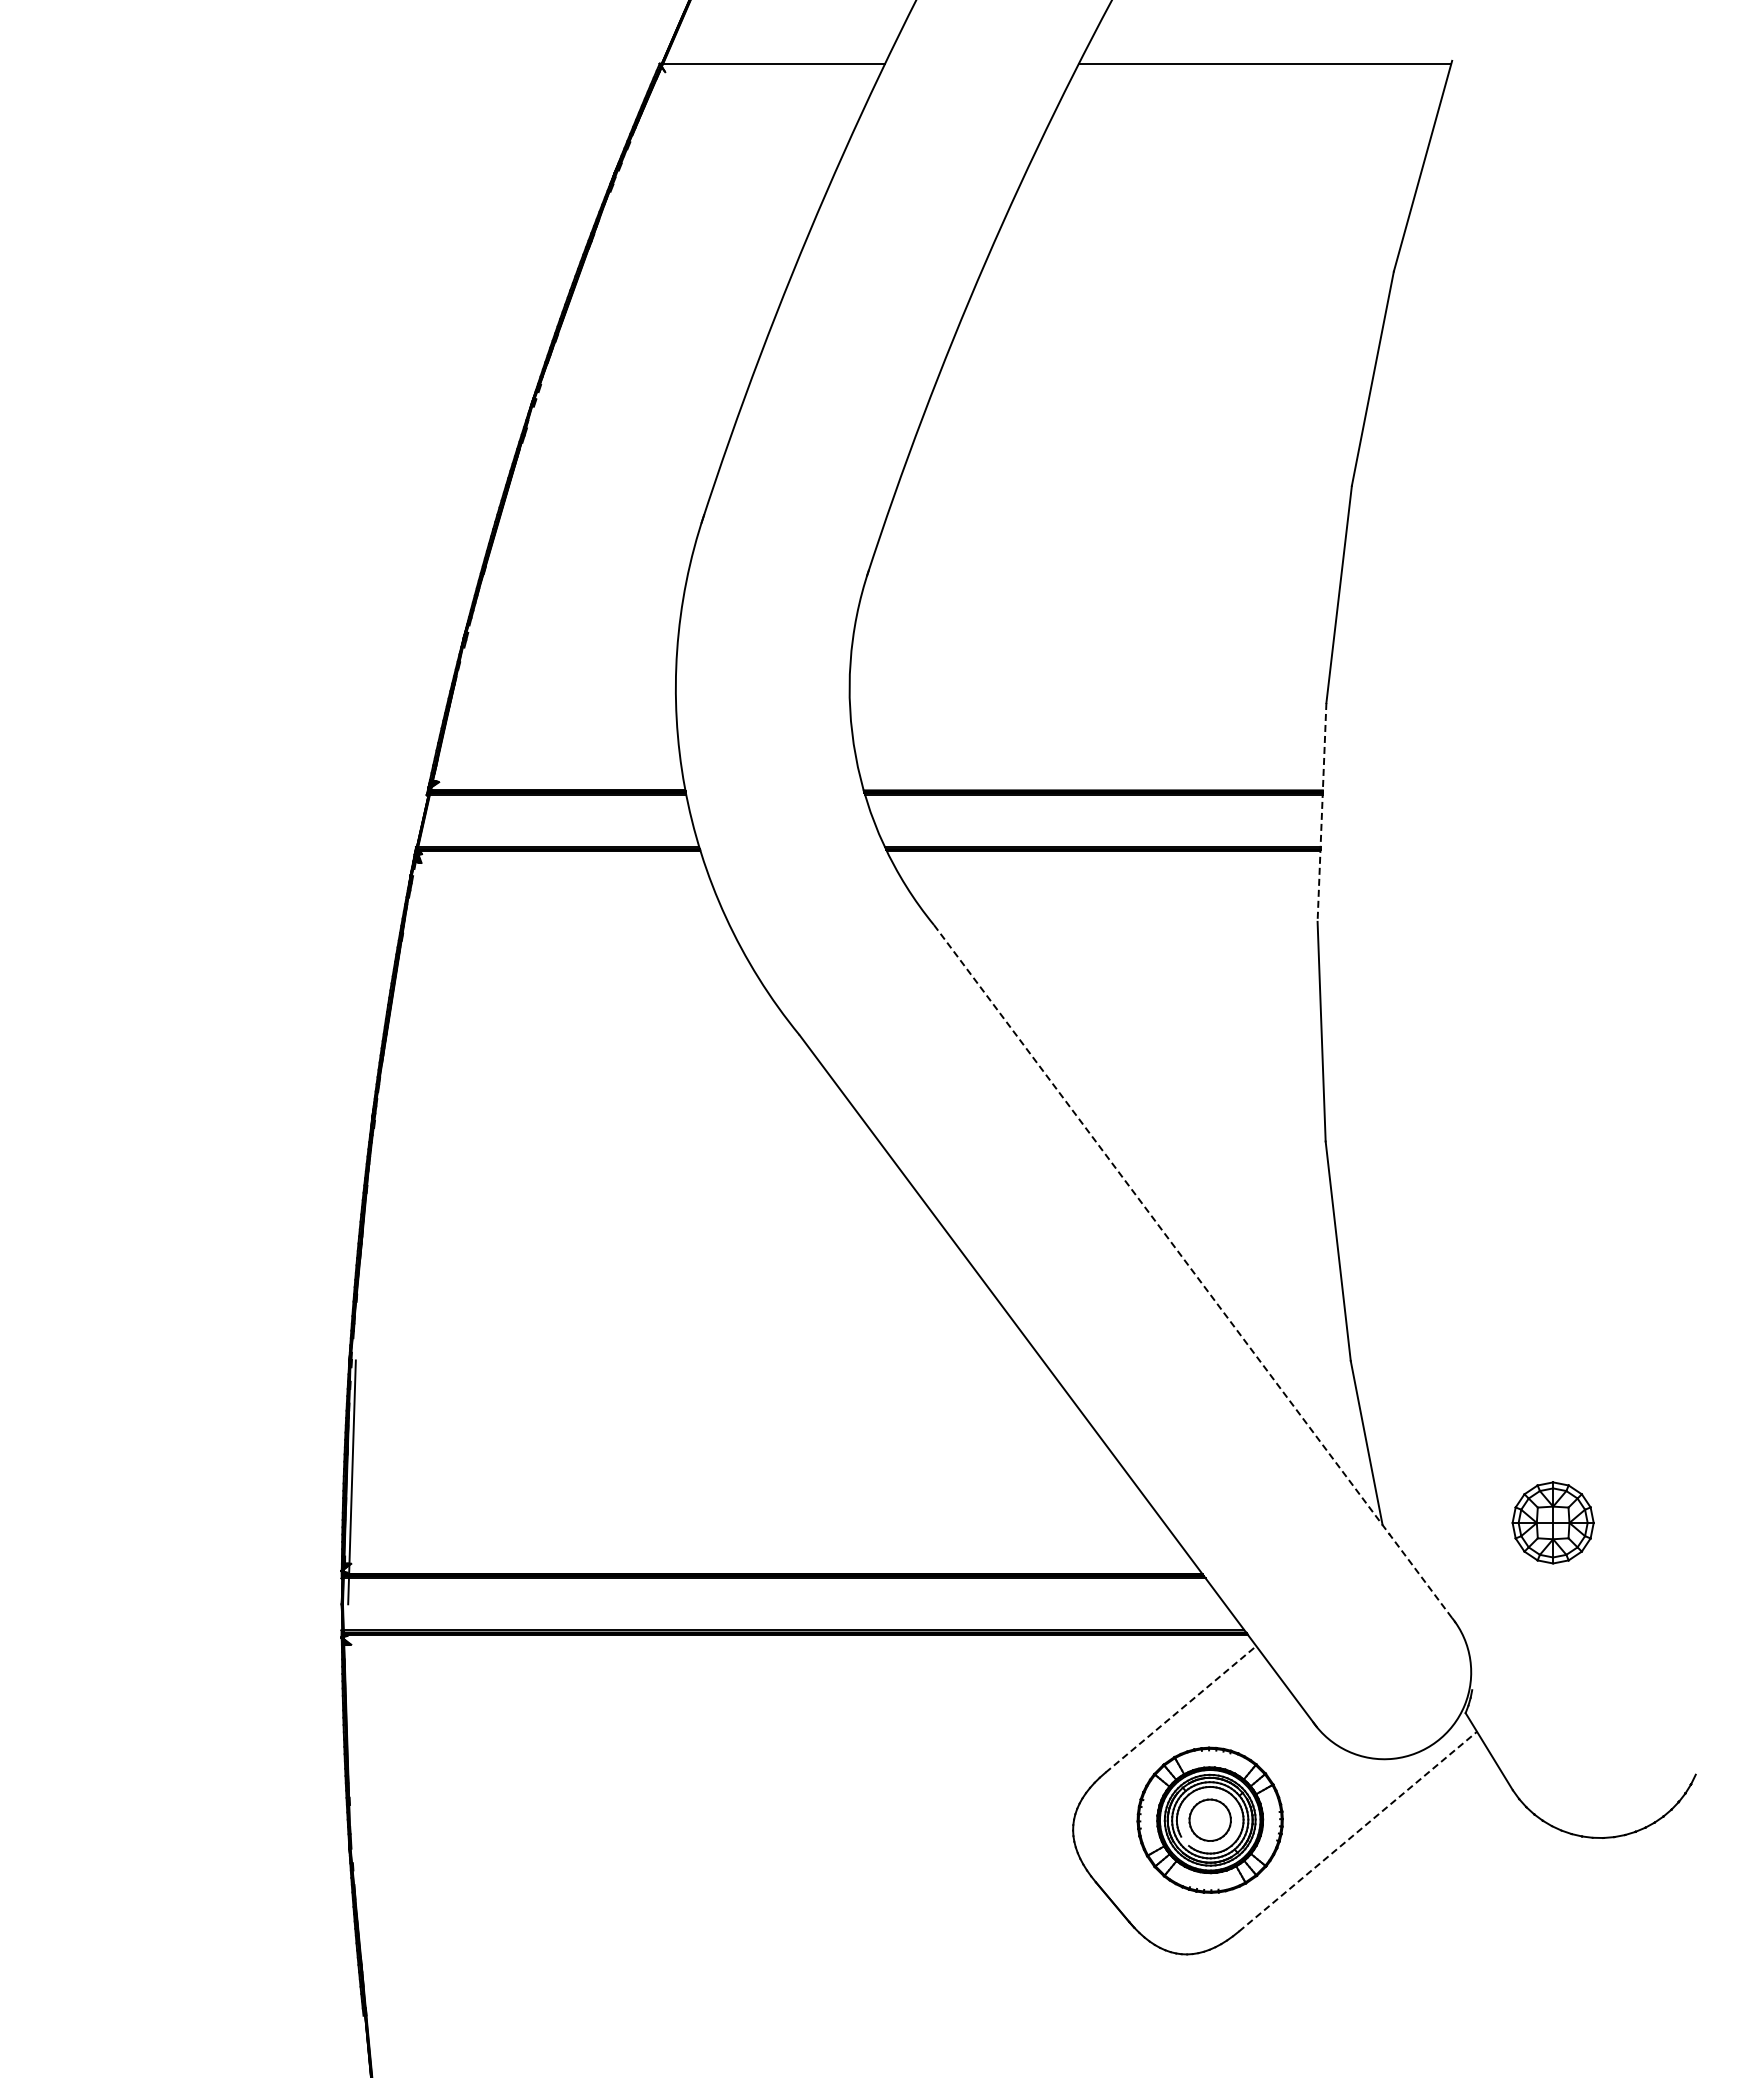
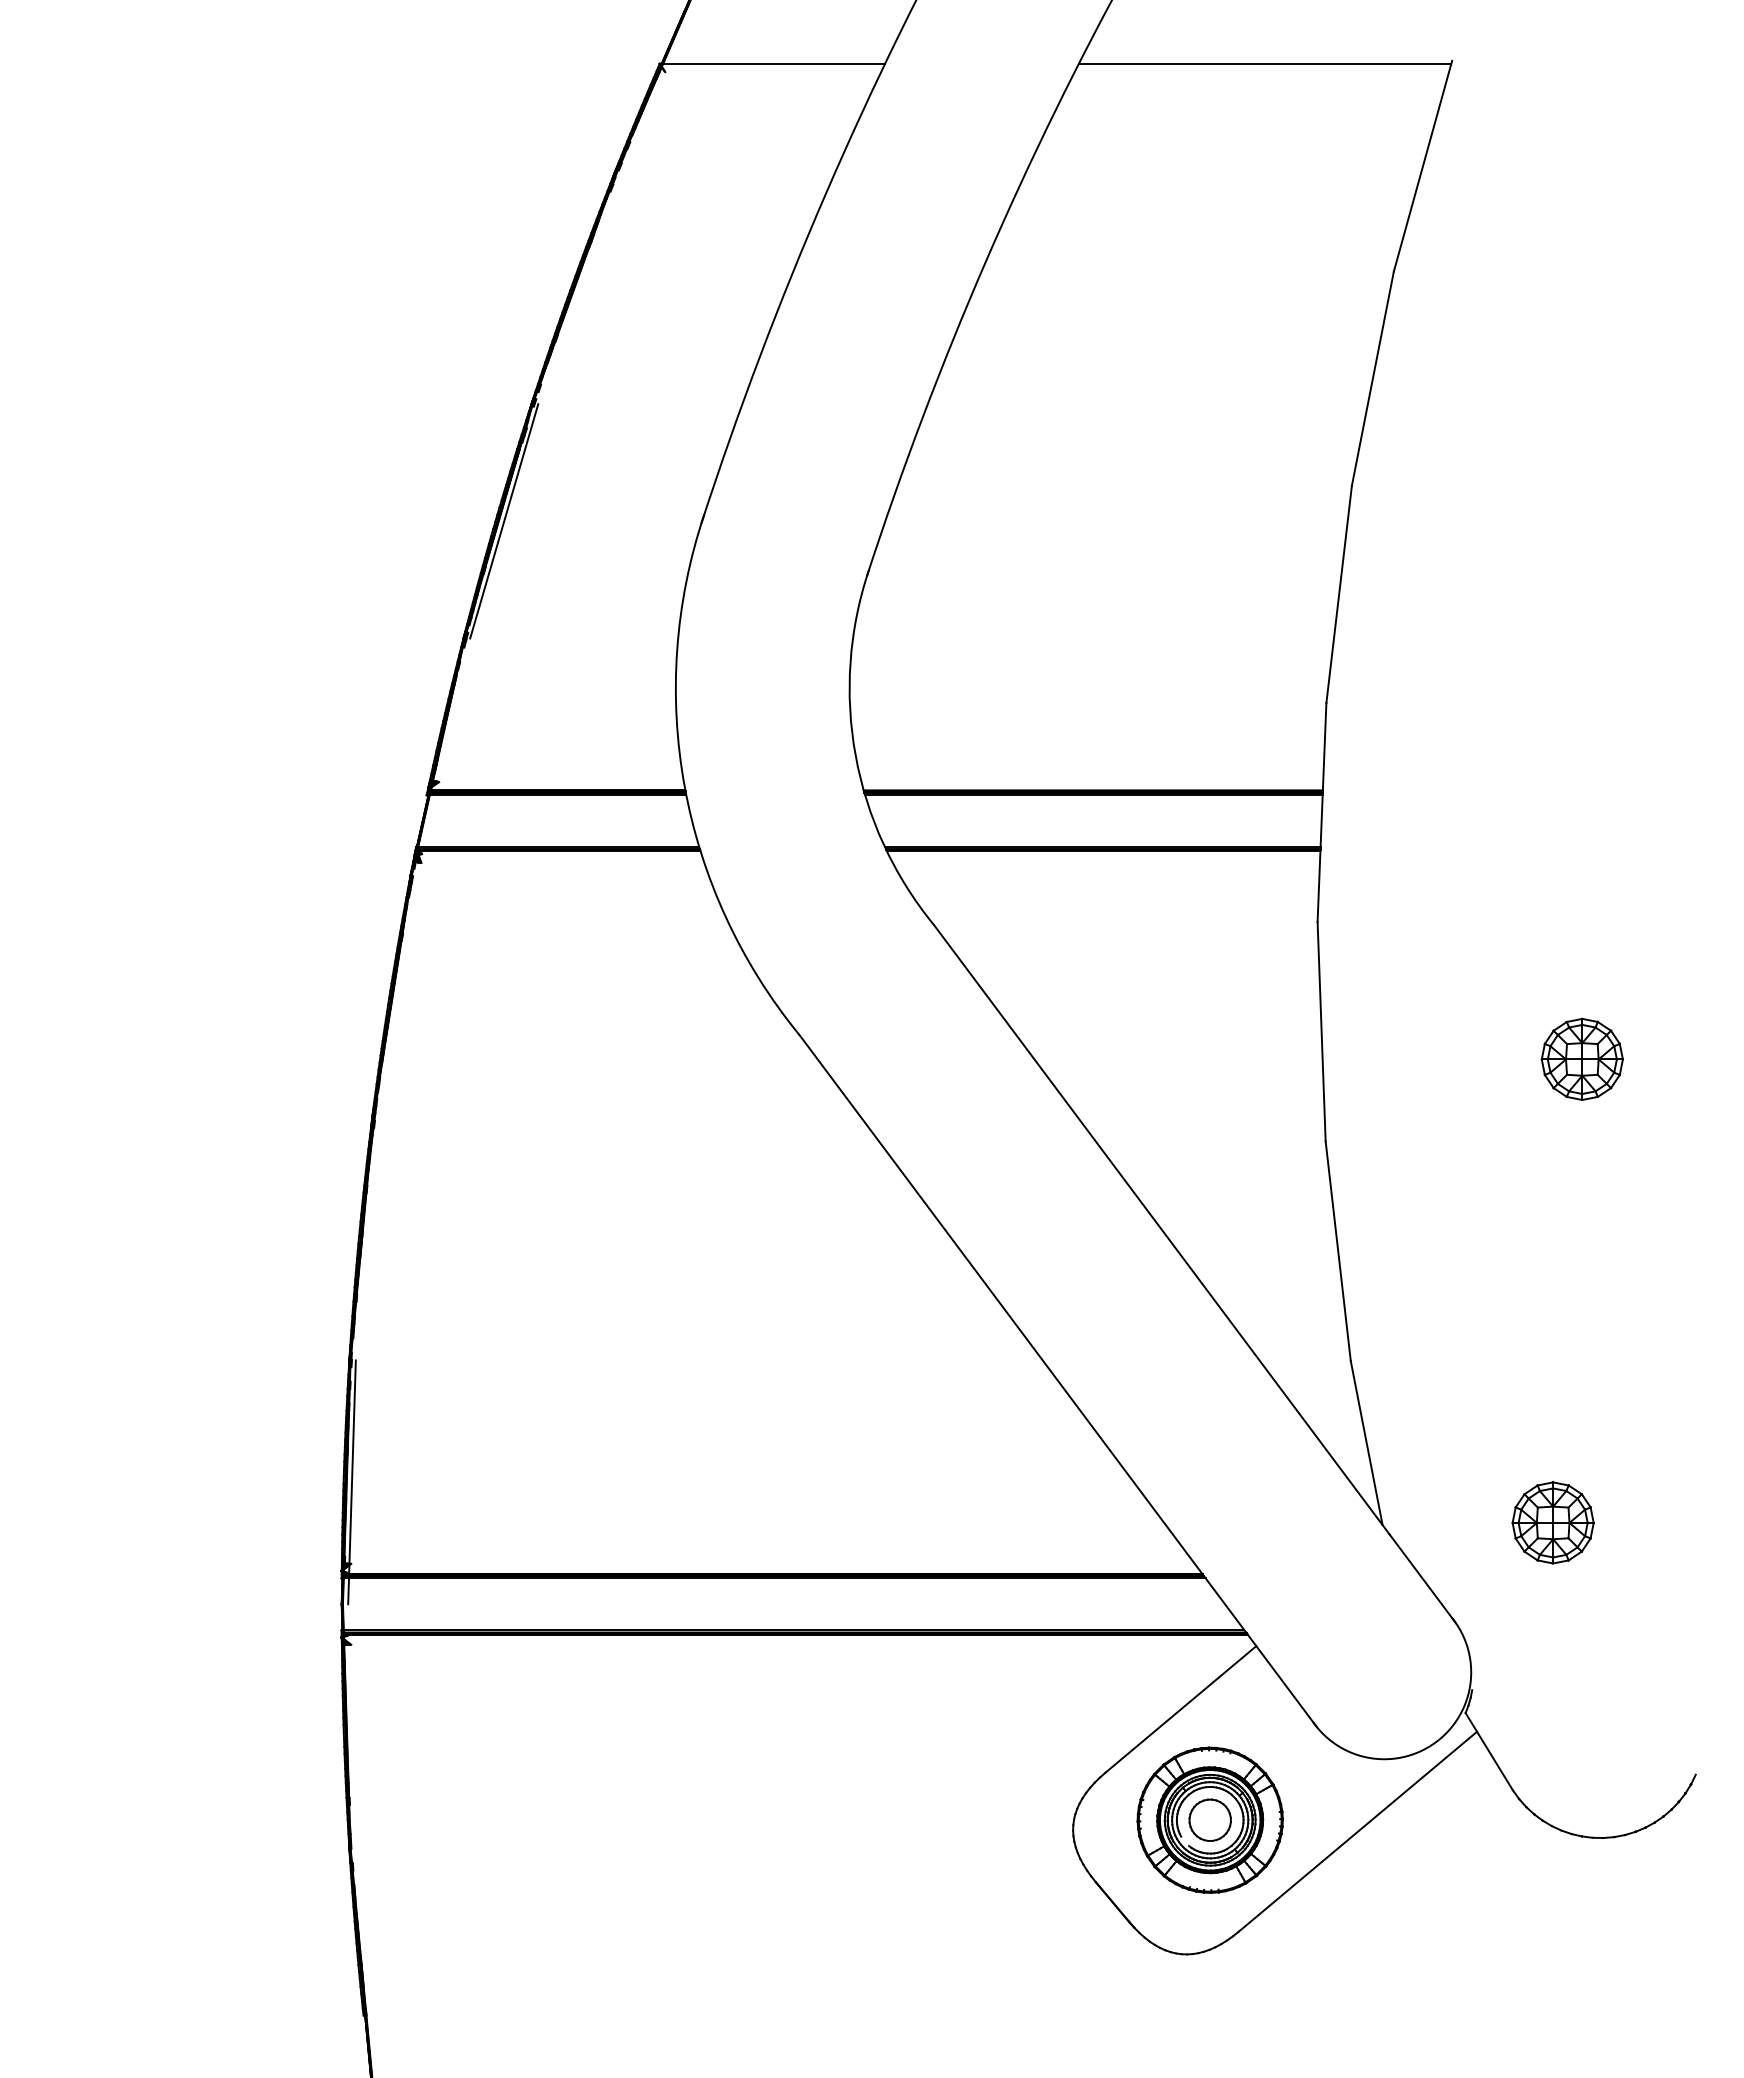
line: none -> present (504, 521)
line: dashed -> solid (1322, 812)
part: none -> present (1581, 1058)
line: dashed -> solid (1194, 1274)
line: dashed -> solid (1181, 1709)
line: dashed -> solid (1358, 1831)
